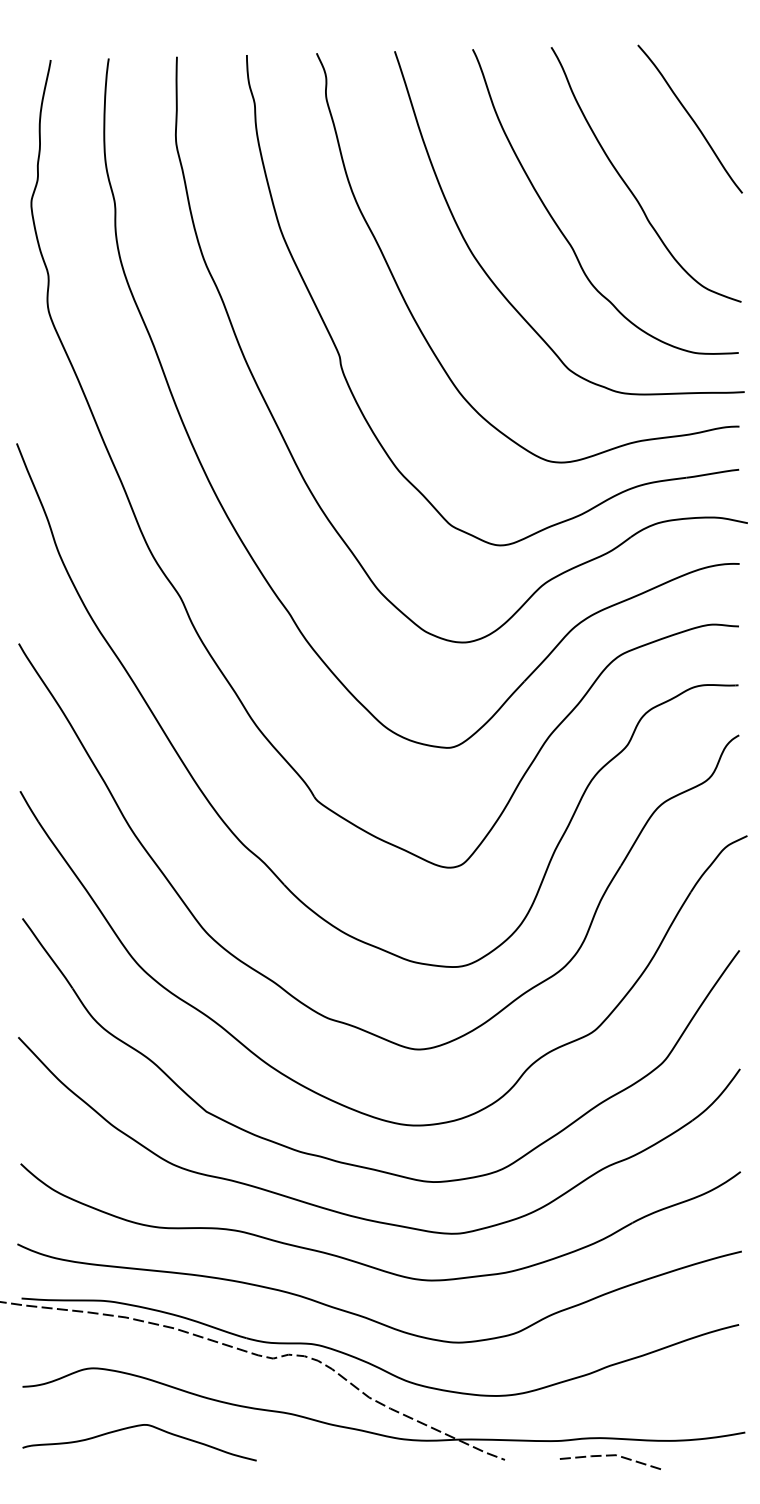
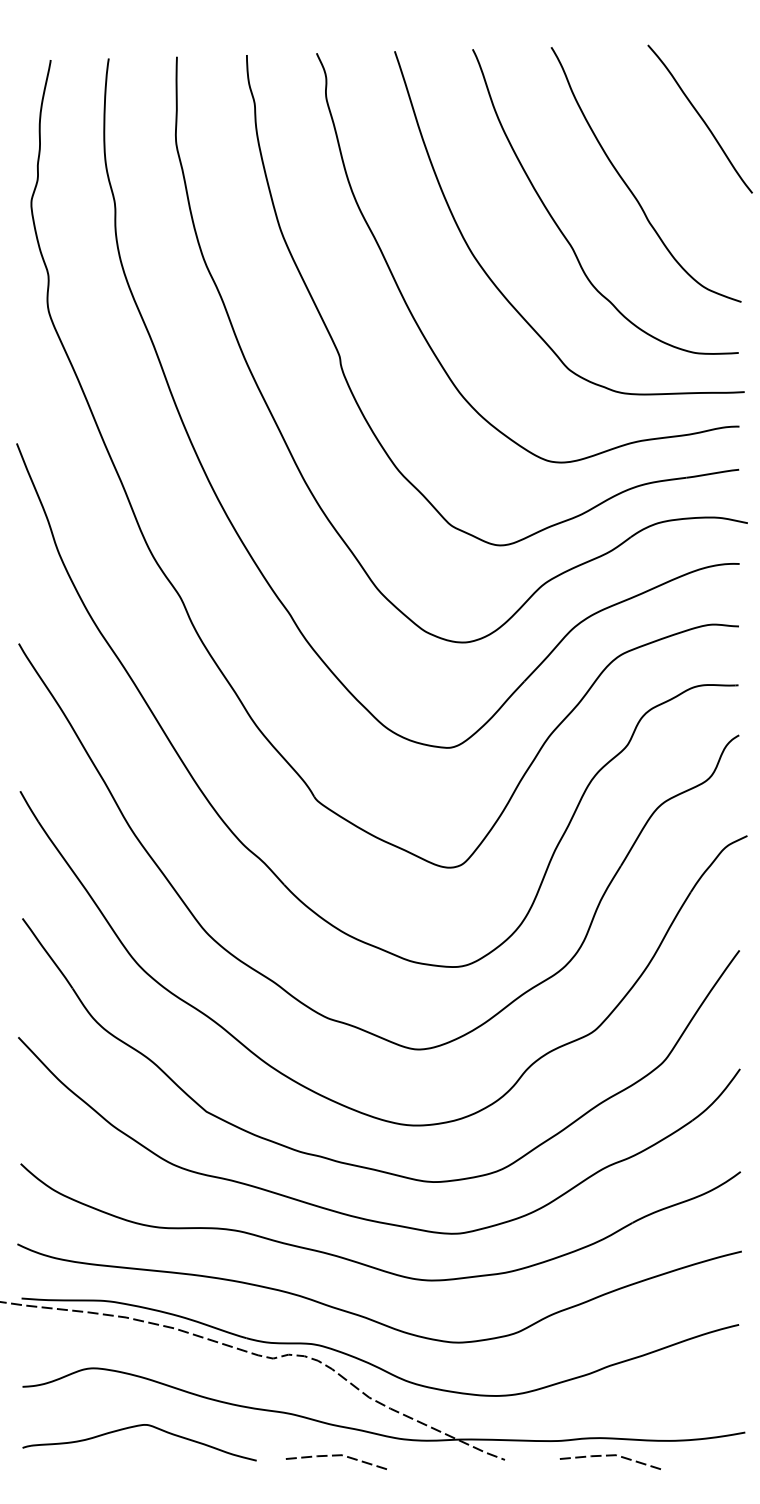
curve position: (689, 117) -> (699, 117) (699, 117)
line: none -> present (336, 1456)
